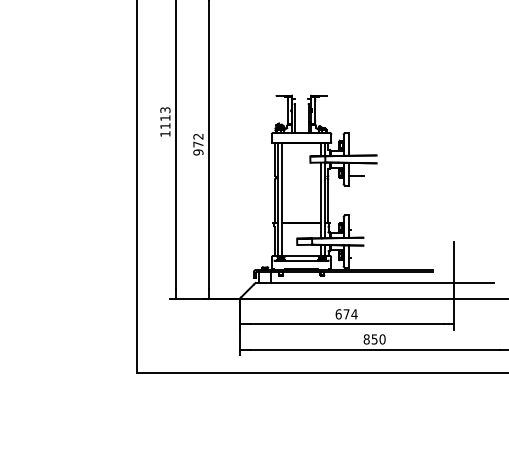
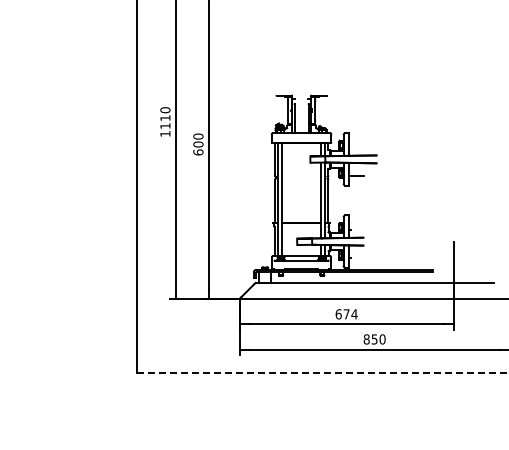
text: 1113 -> 1110 (165, 110)
text: 972 -> 600 (198, 144)
line: solid -> dashed (322, 372)
